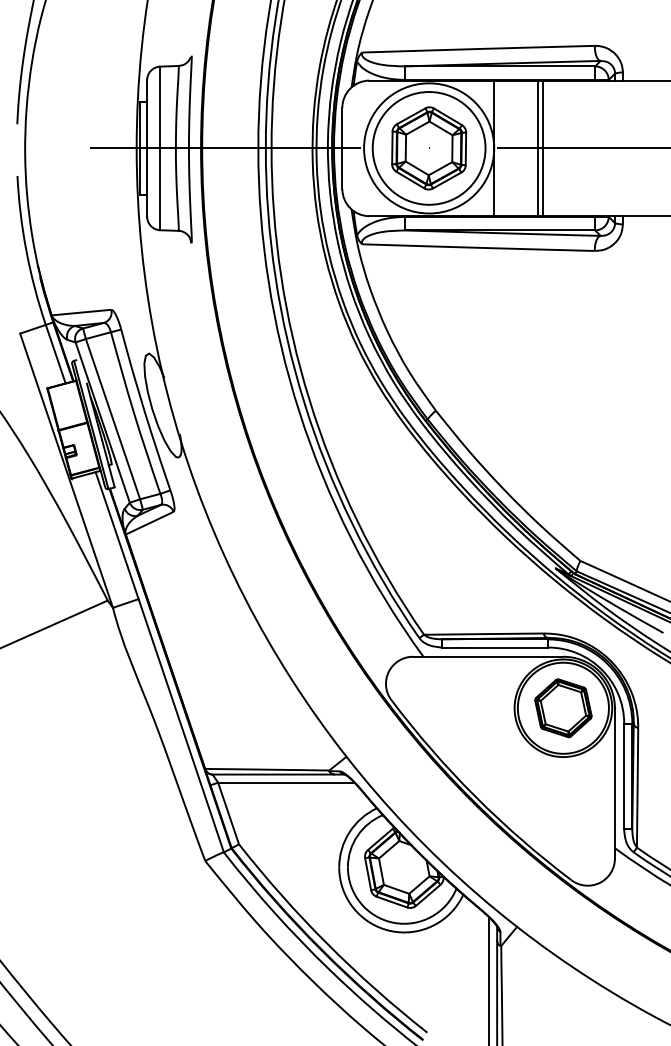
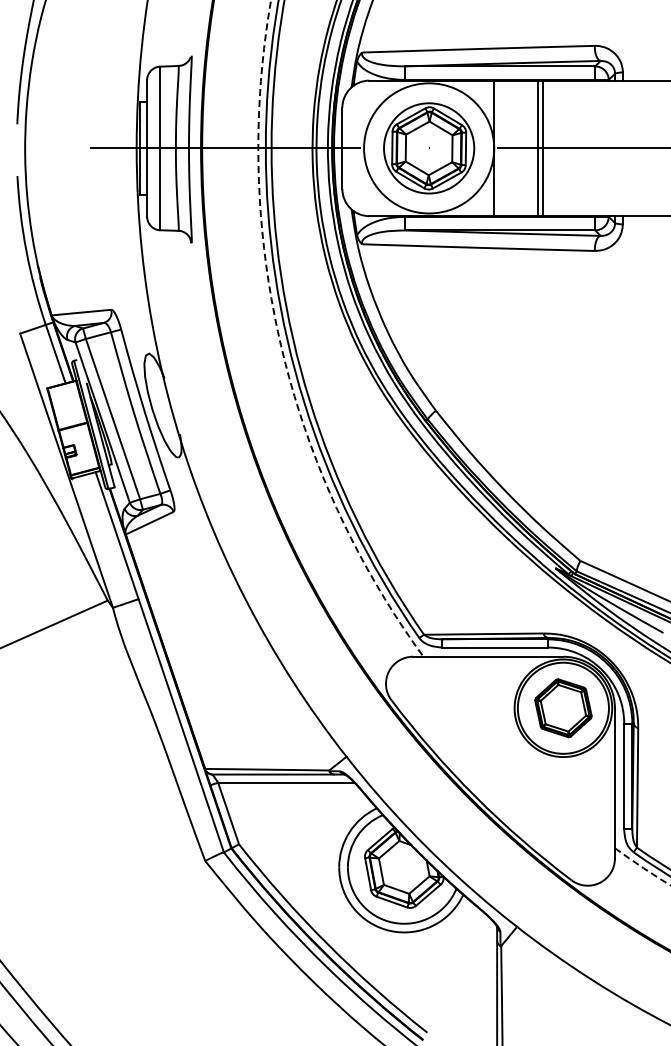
circle diameter: 113 px -> 90 px (429, 148)
arc: solid -> dashed (281, 346)
arc: solid -> dashed (642, 867)
line: present -> none (489, 979)
